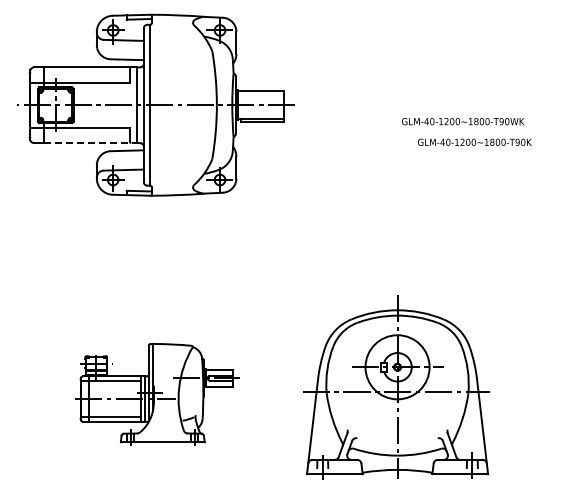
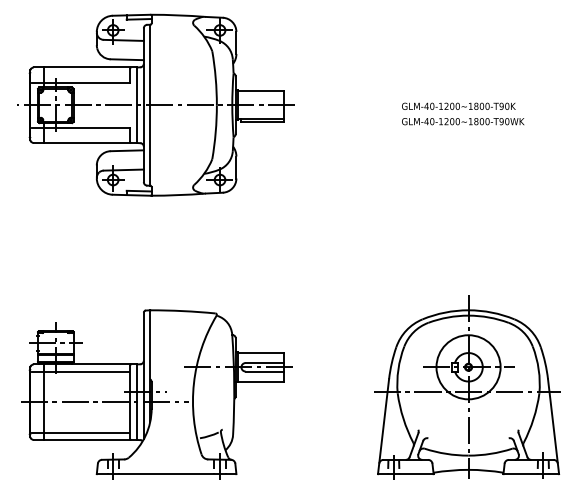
text position: (474, 141) -> (458, 105) (458, 105)
line: dashed -> solid (91, 143)
part position: (396, 387) -> (467, 387) (467, 387)
part size: 165x103 px -> 272x171 px (156, 394)
